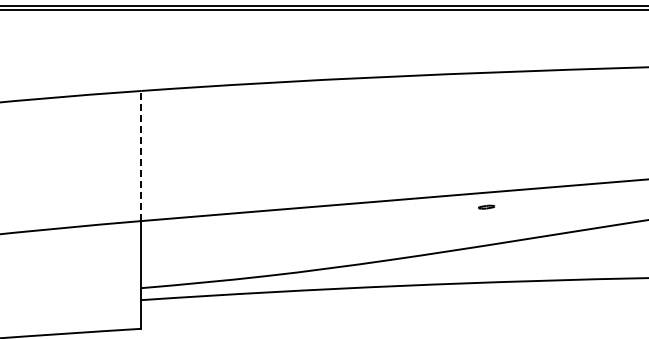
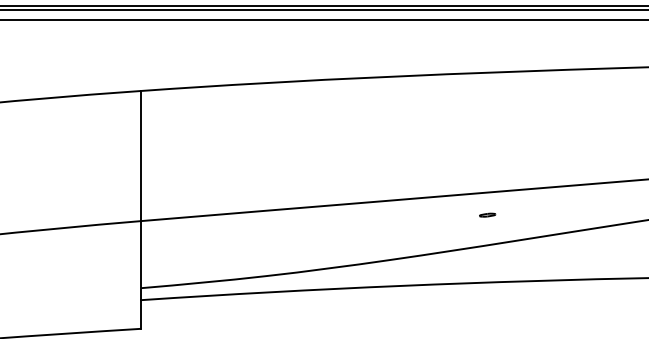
line: none -> present (323, 20)
line: dashed -> solid (141, 155)
part position: (486, 206) -> (487, 214) (487, 214)
